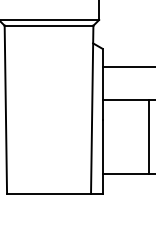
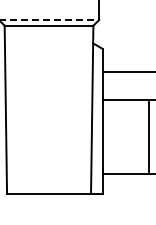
line: solid -> dashed (50, 19)
line position: (127, 66) -> (127, 71) (127, 71)
